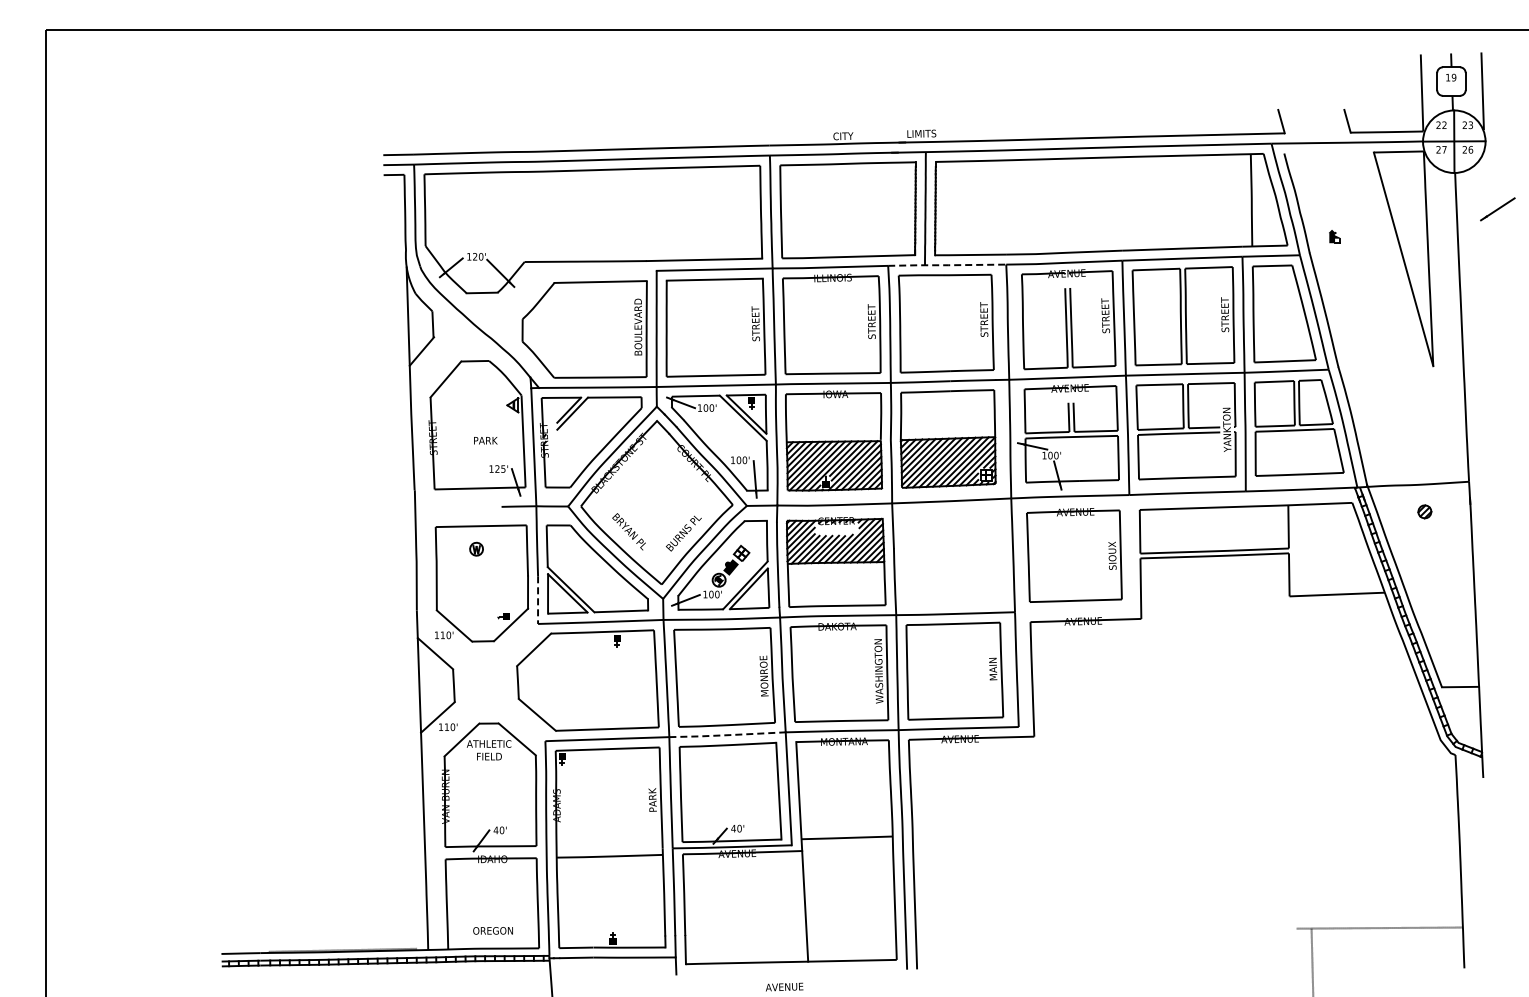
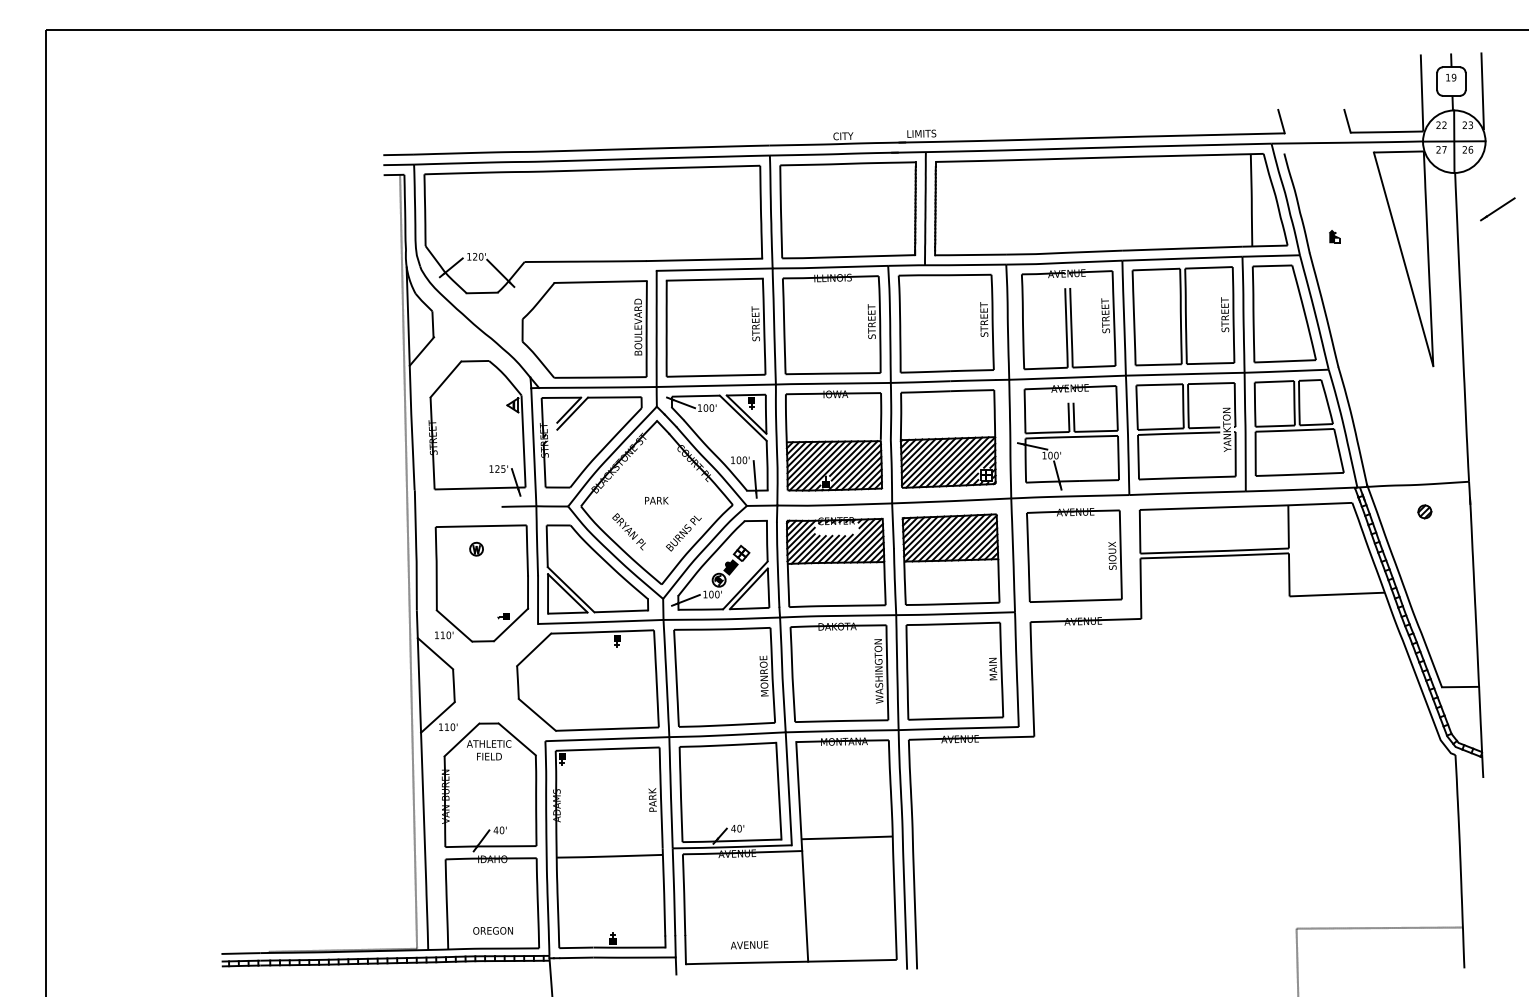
line: dashed -> solid (946, 265)
text position: (485, 440) -> (656, 500) (656, 500)
part: none -> present (950, 559)
line: none -> present (408, 561)
line: dashed -> solid (538, 600)
line: dashed -> solid (727, 735)
line position: (1312, 960) -> (1297, 960) (1297, 960)
text position: (784, 986) -> (749, 944) (749, 944)
